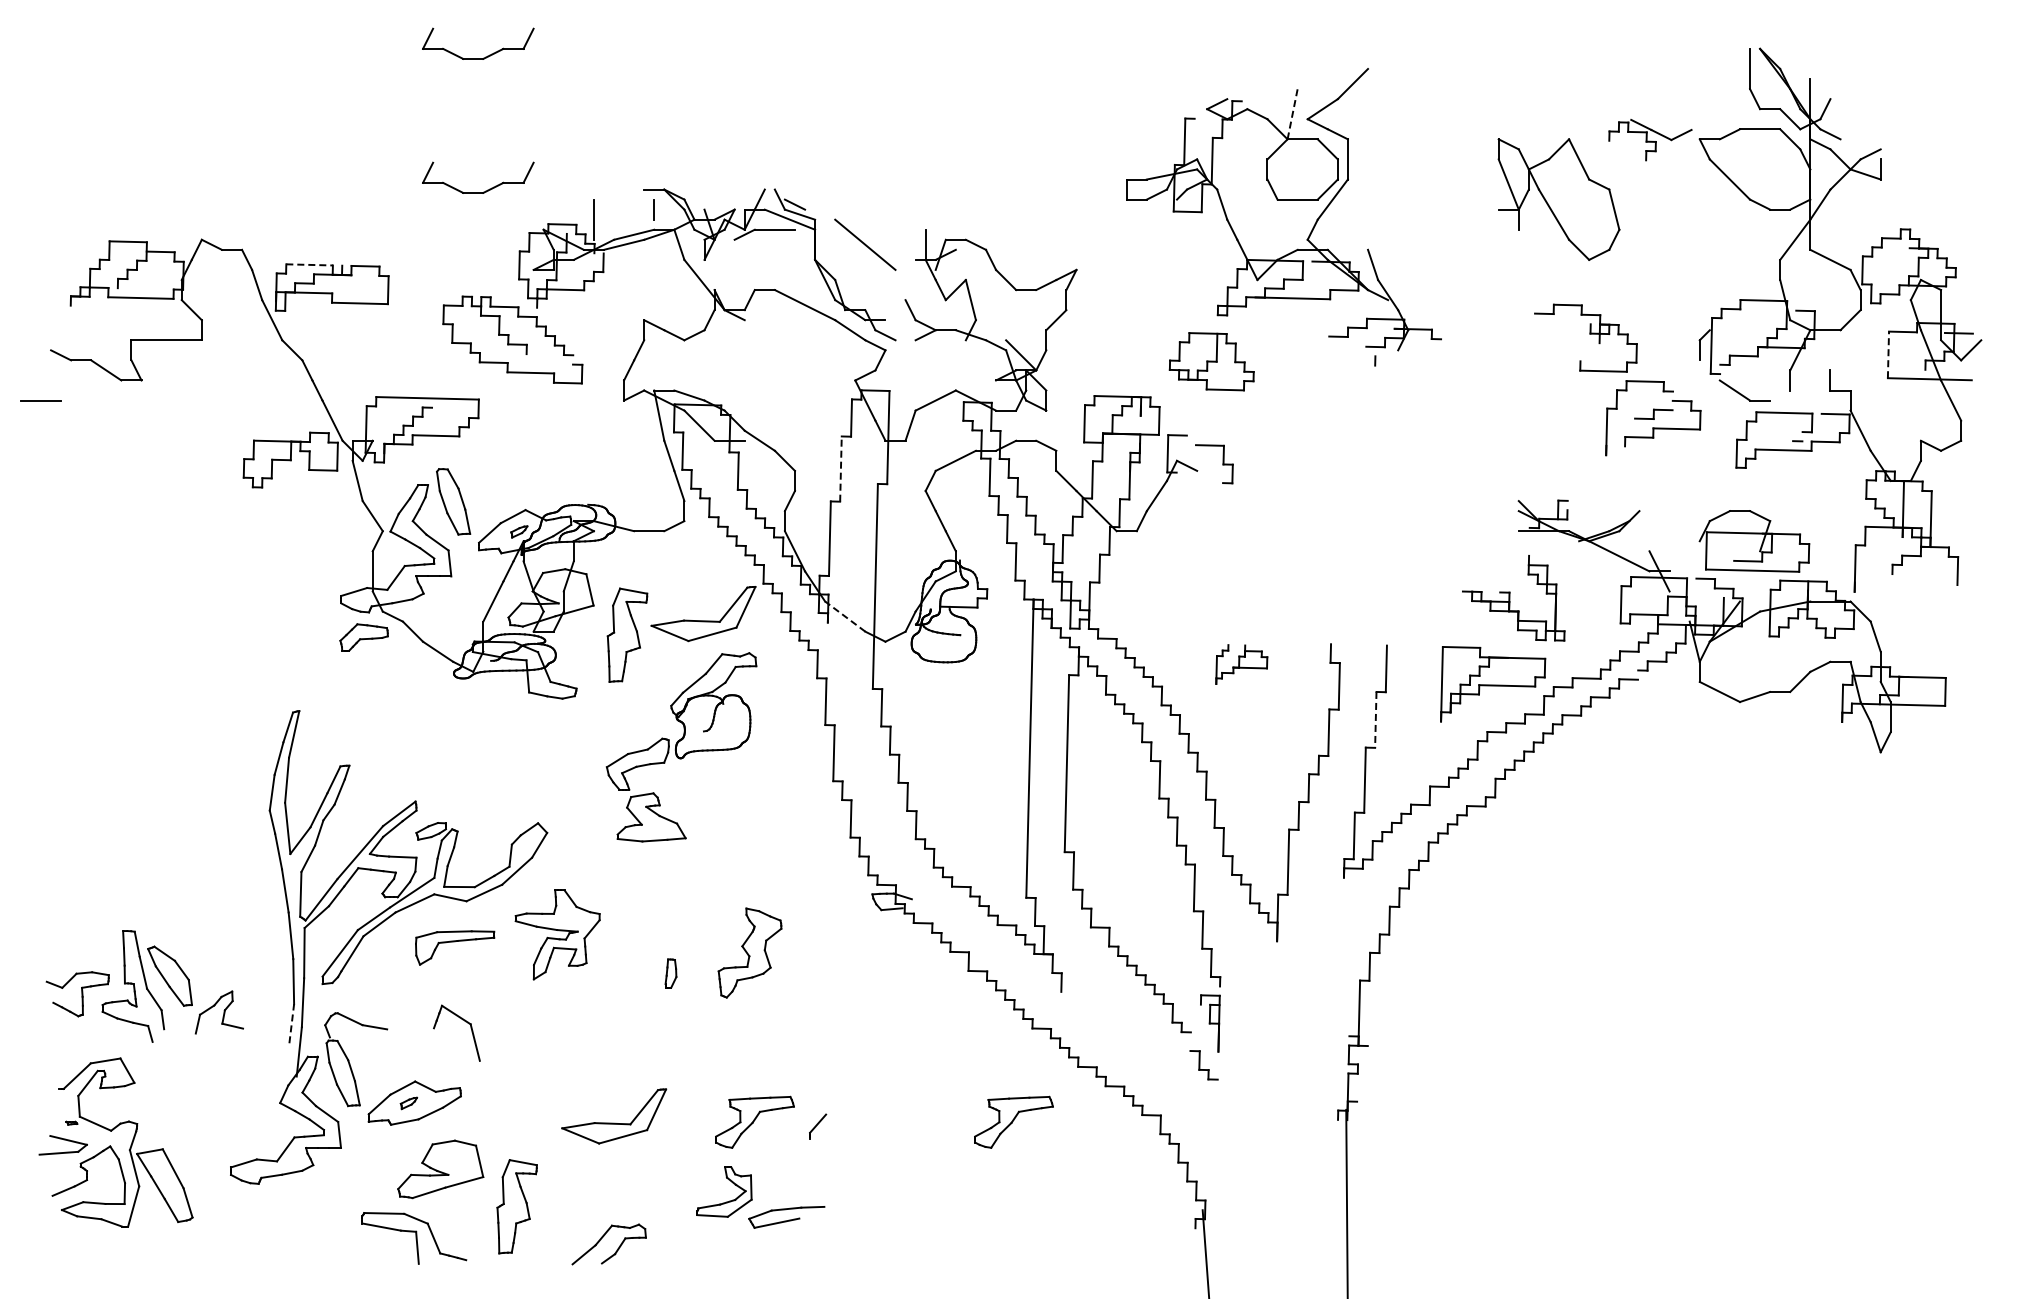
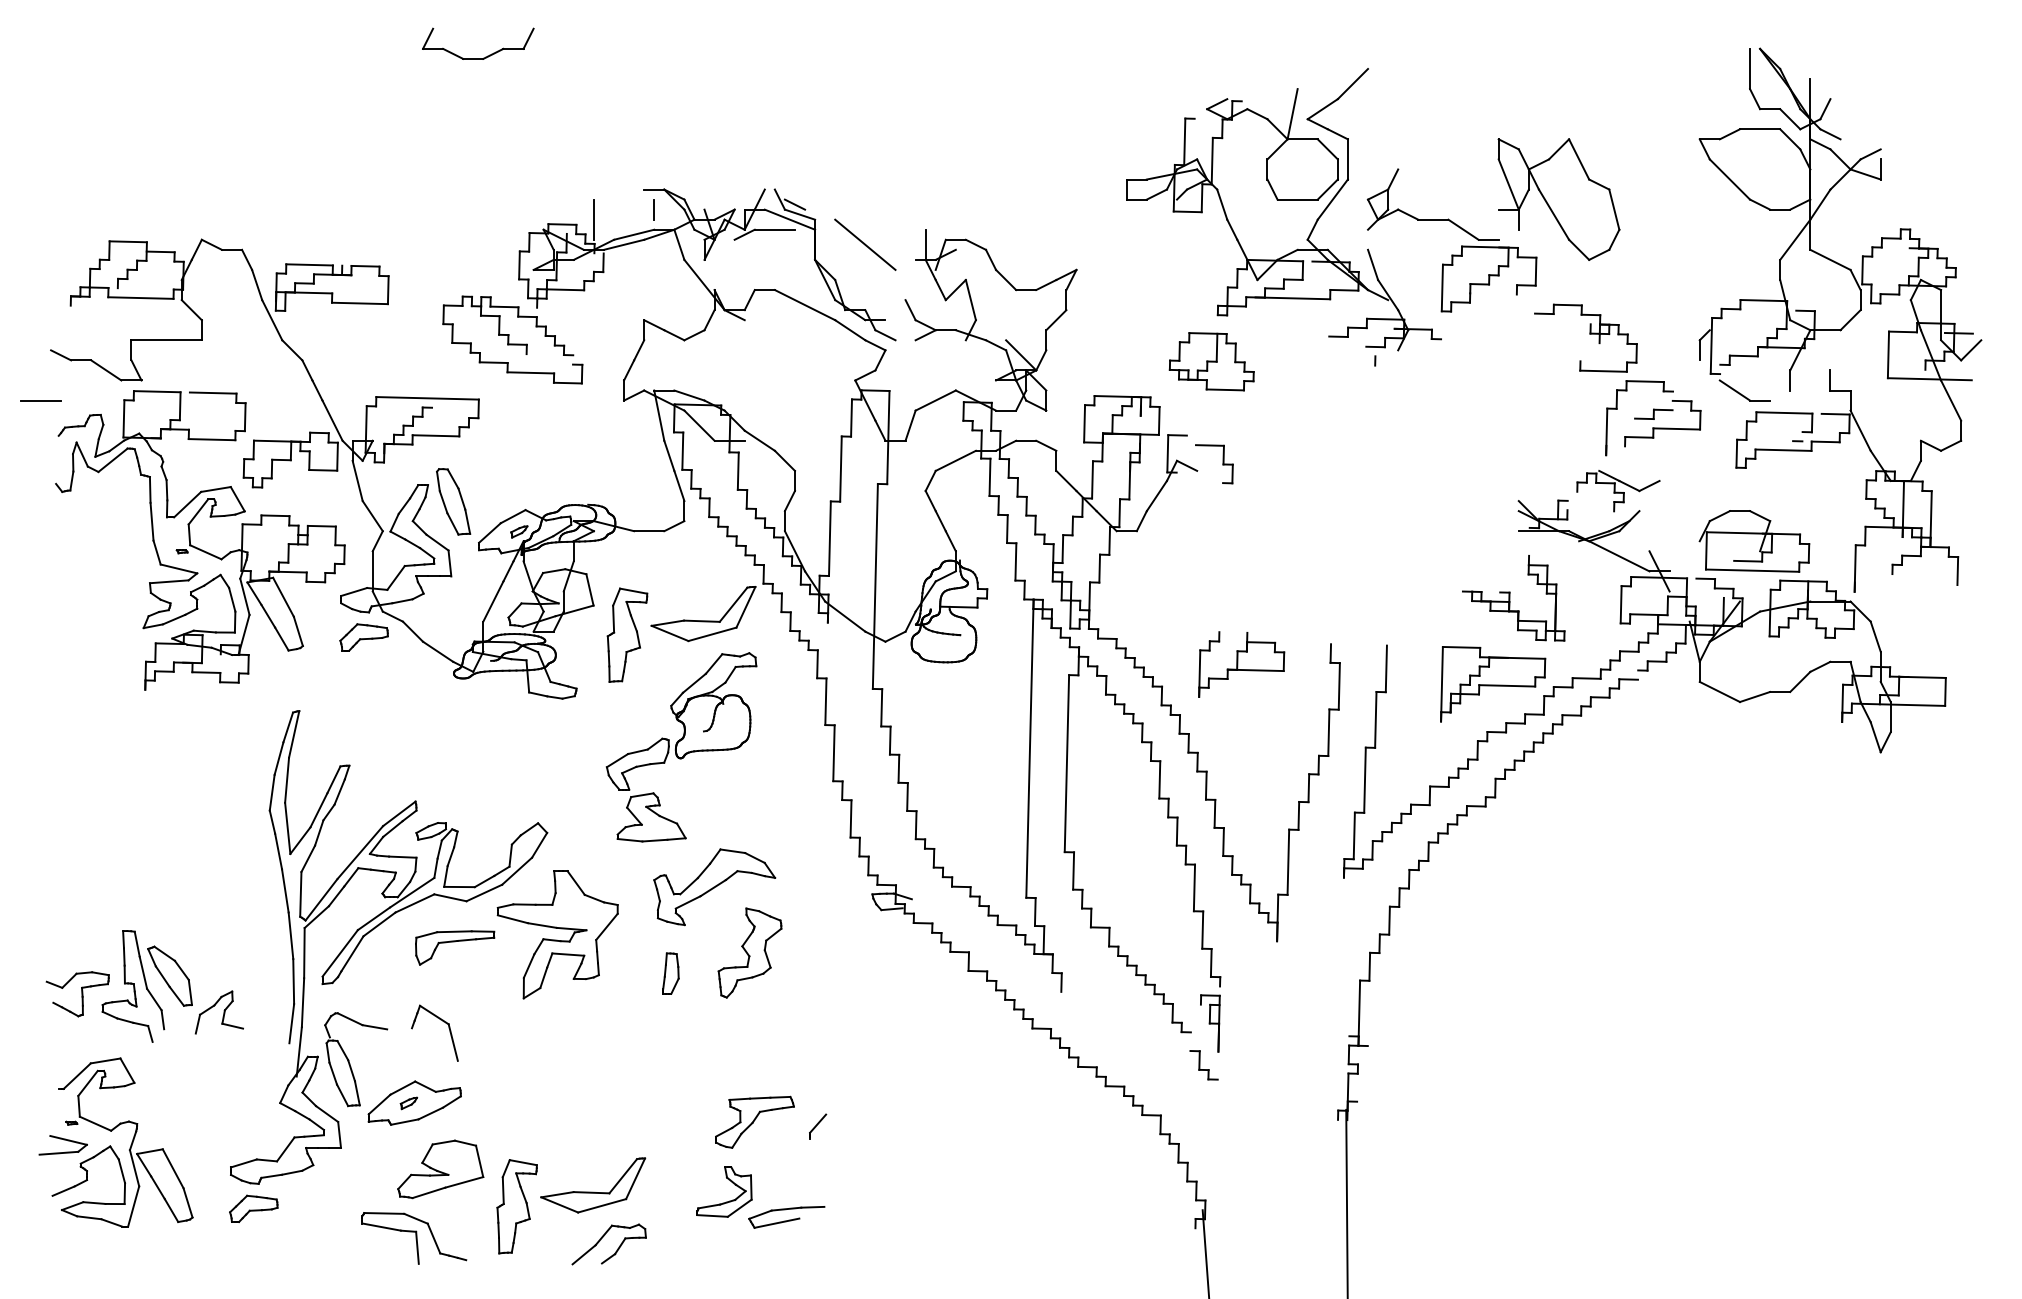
line: dashed -> solid (1292, 114)
part position: (1650, 140) -> (1618, 491) (1618, 491)
part: present -> none (485, 190)
part: none -> present (1461, 245)
line: dashed -> solid (310, 264)
line: dashed -> solid (1888, 354)
line: dashed -> solid (840, 469)
part: none -> present (197, 547)
line: dashed -> solid (844, 616)
part size: 54x41 px -> 88x67 px (1241, 664)
line: dashed -> solid (1375, 719)
part: none -> present (714, 887)
part size: 87x92 px -> 123x130 px (557, 934)
part size: 14x31 px -> 18x43 px (670, 973)
part position: (462, 1020) -> (440, 1020) (440, 1020)
line: dashed -> solid (291, 1023)
part position: (614, 1116) -> (593, 1185) (593, 1185)
part: present -> none (1013, 1121)
part: none -> present (253, 1208)
